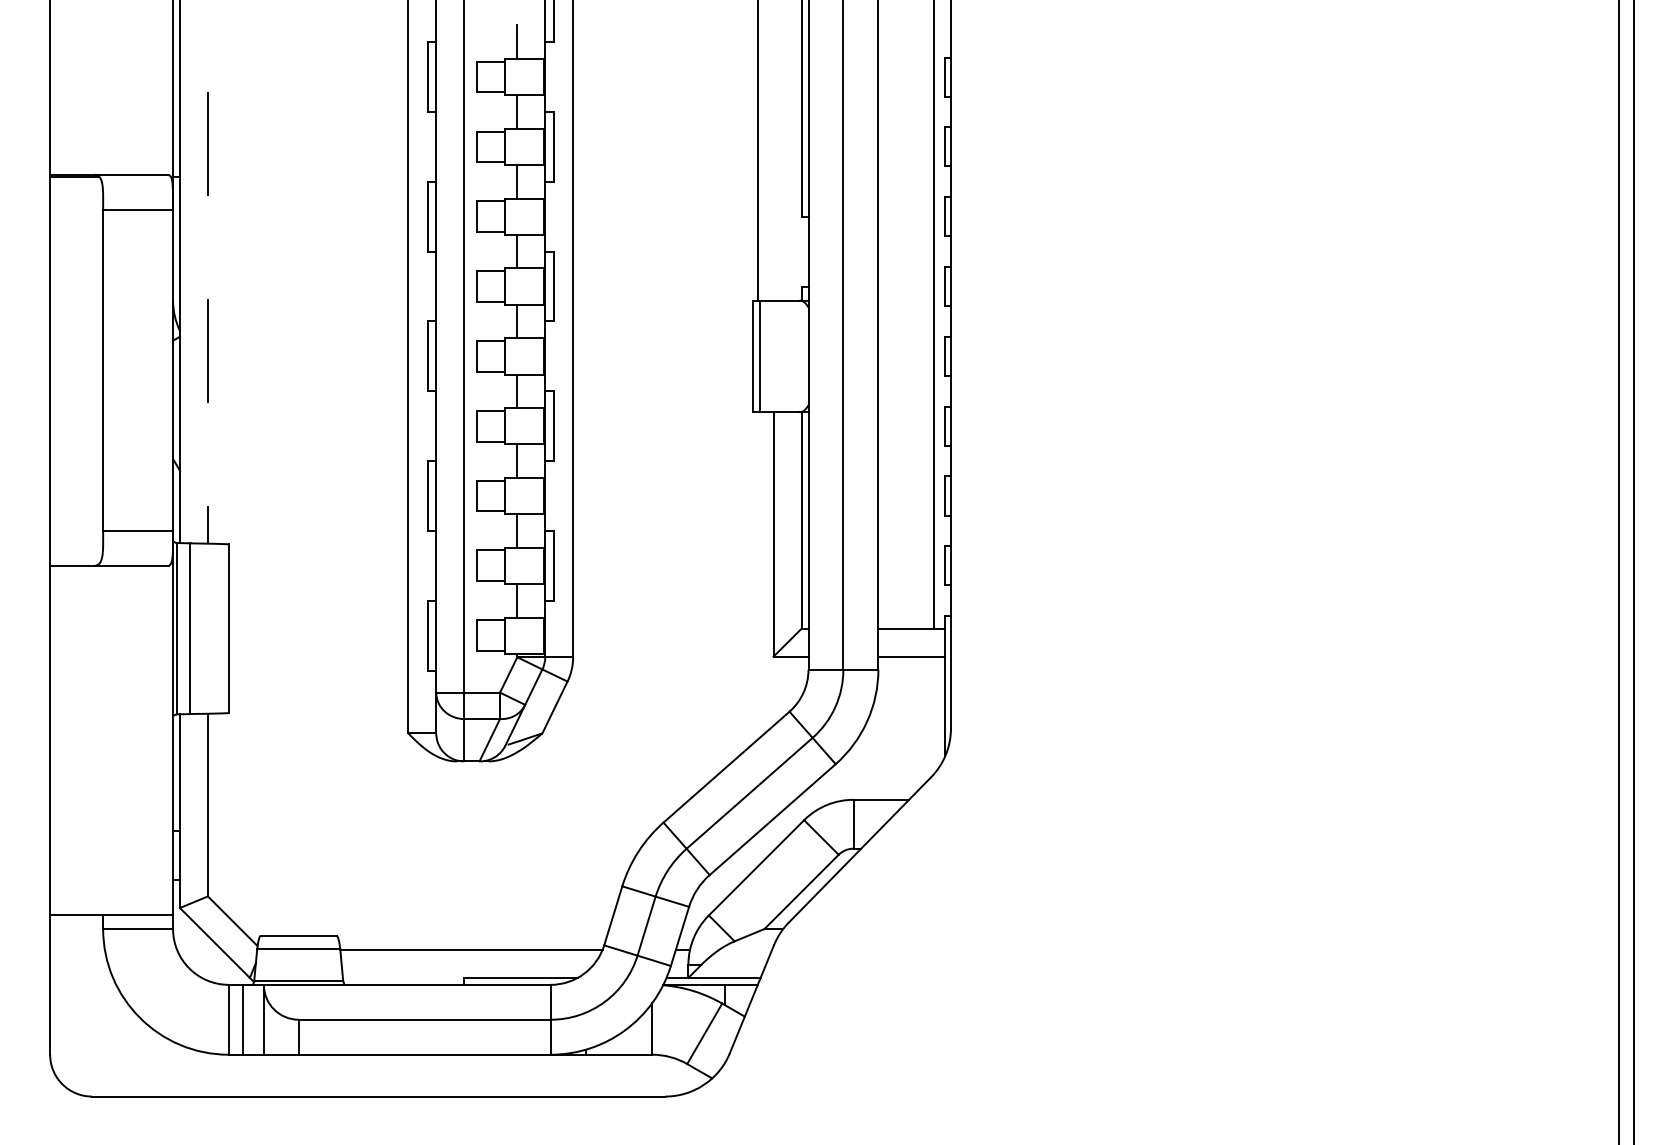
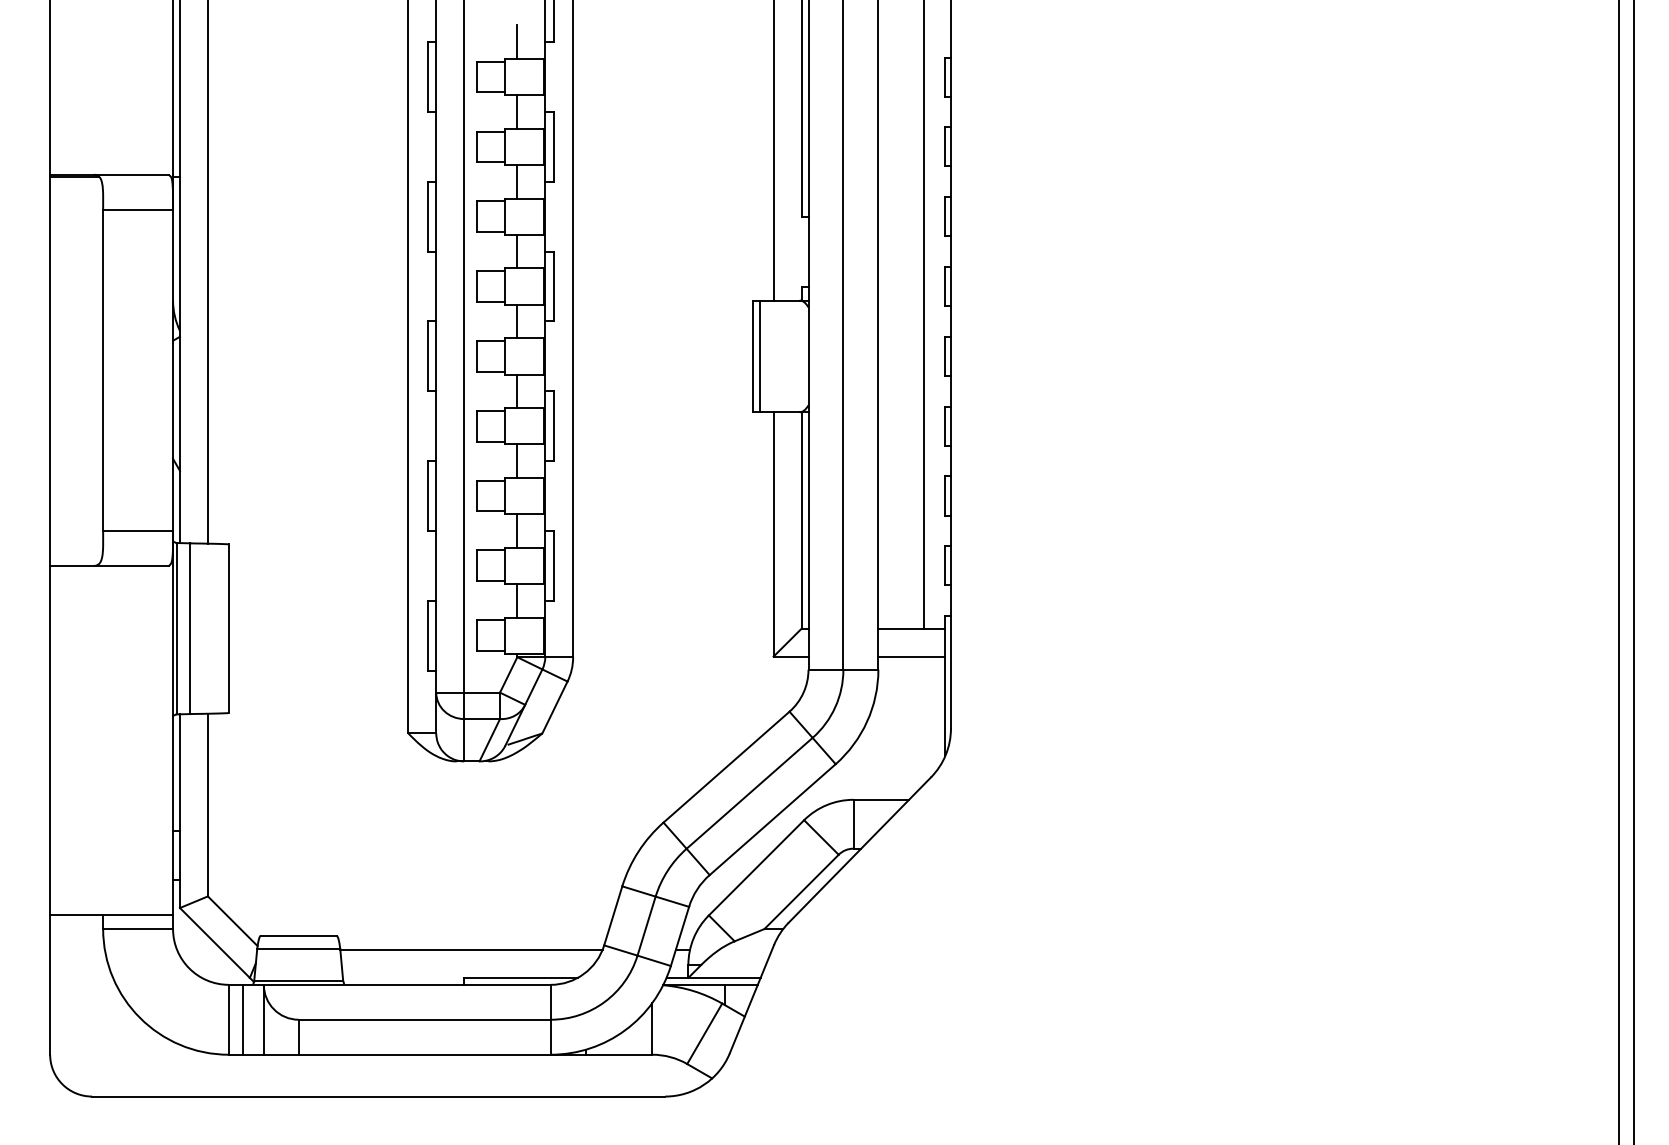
line position: (757, 151) -> (773, 151) (773, 151)
line: dashed -> solid (207, 272)
line position: (934, 315) -> (924, 315) (924, 315)
